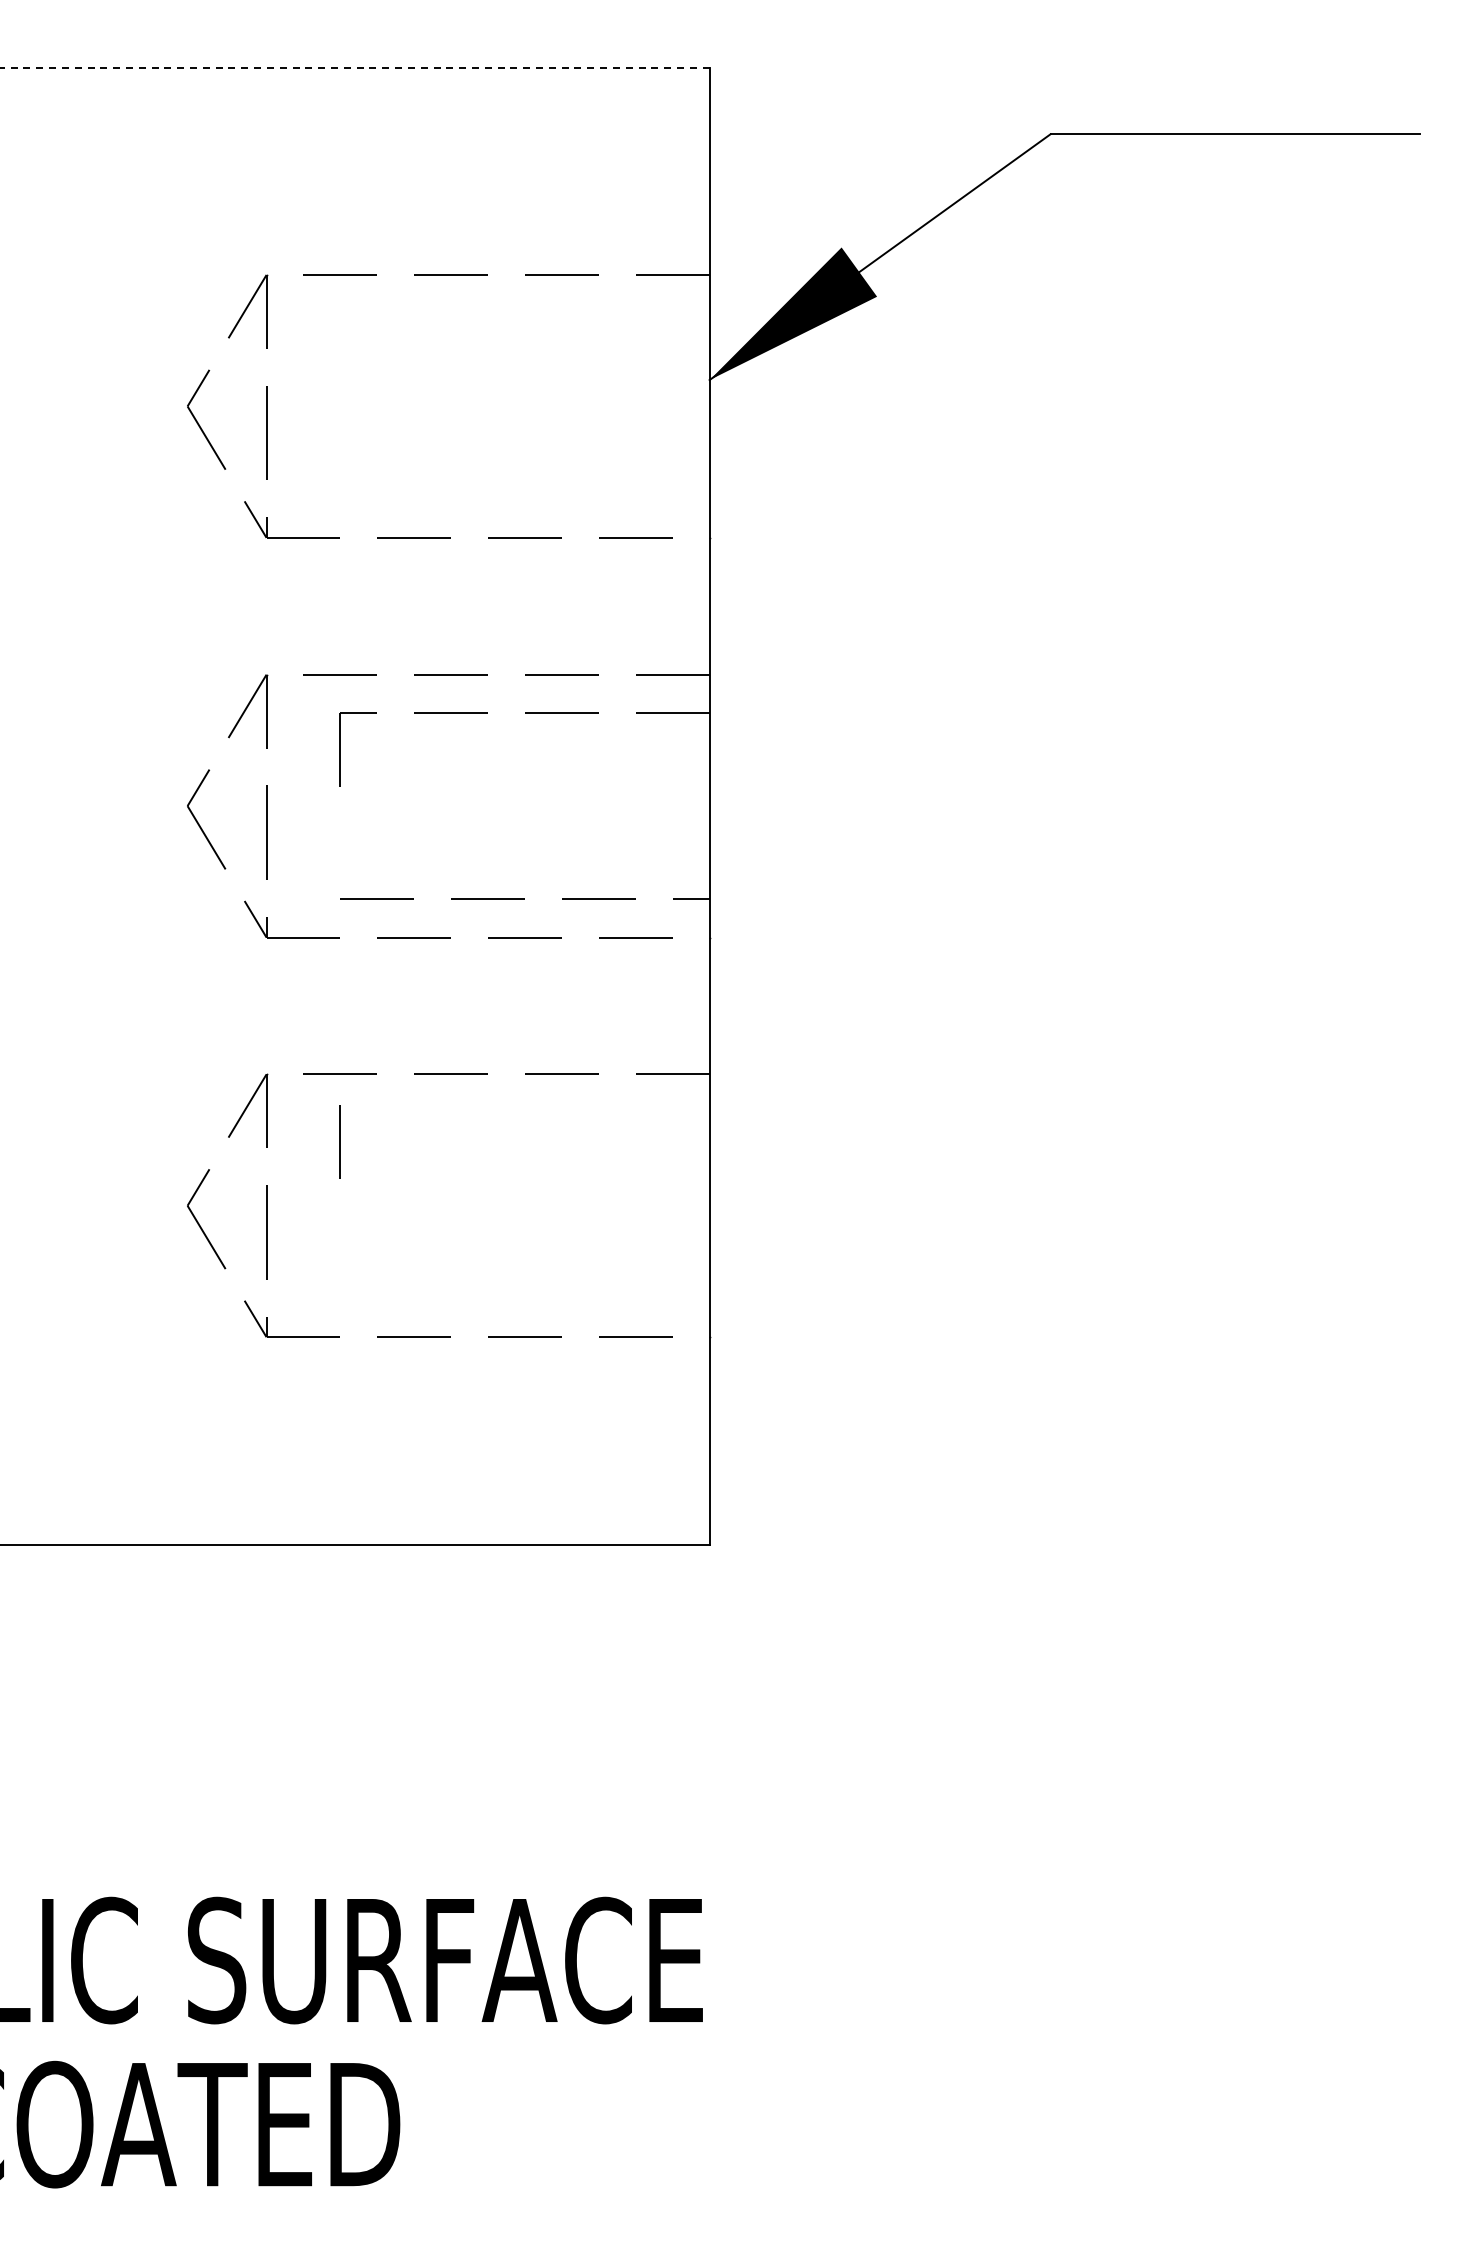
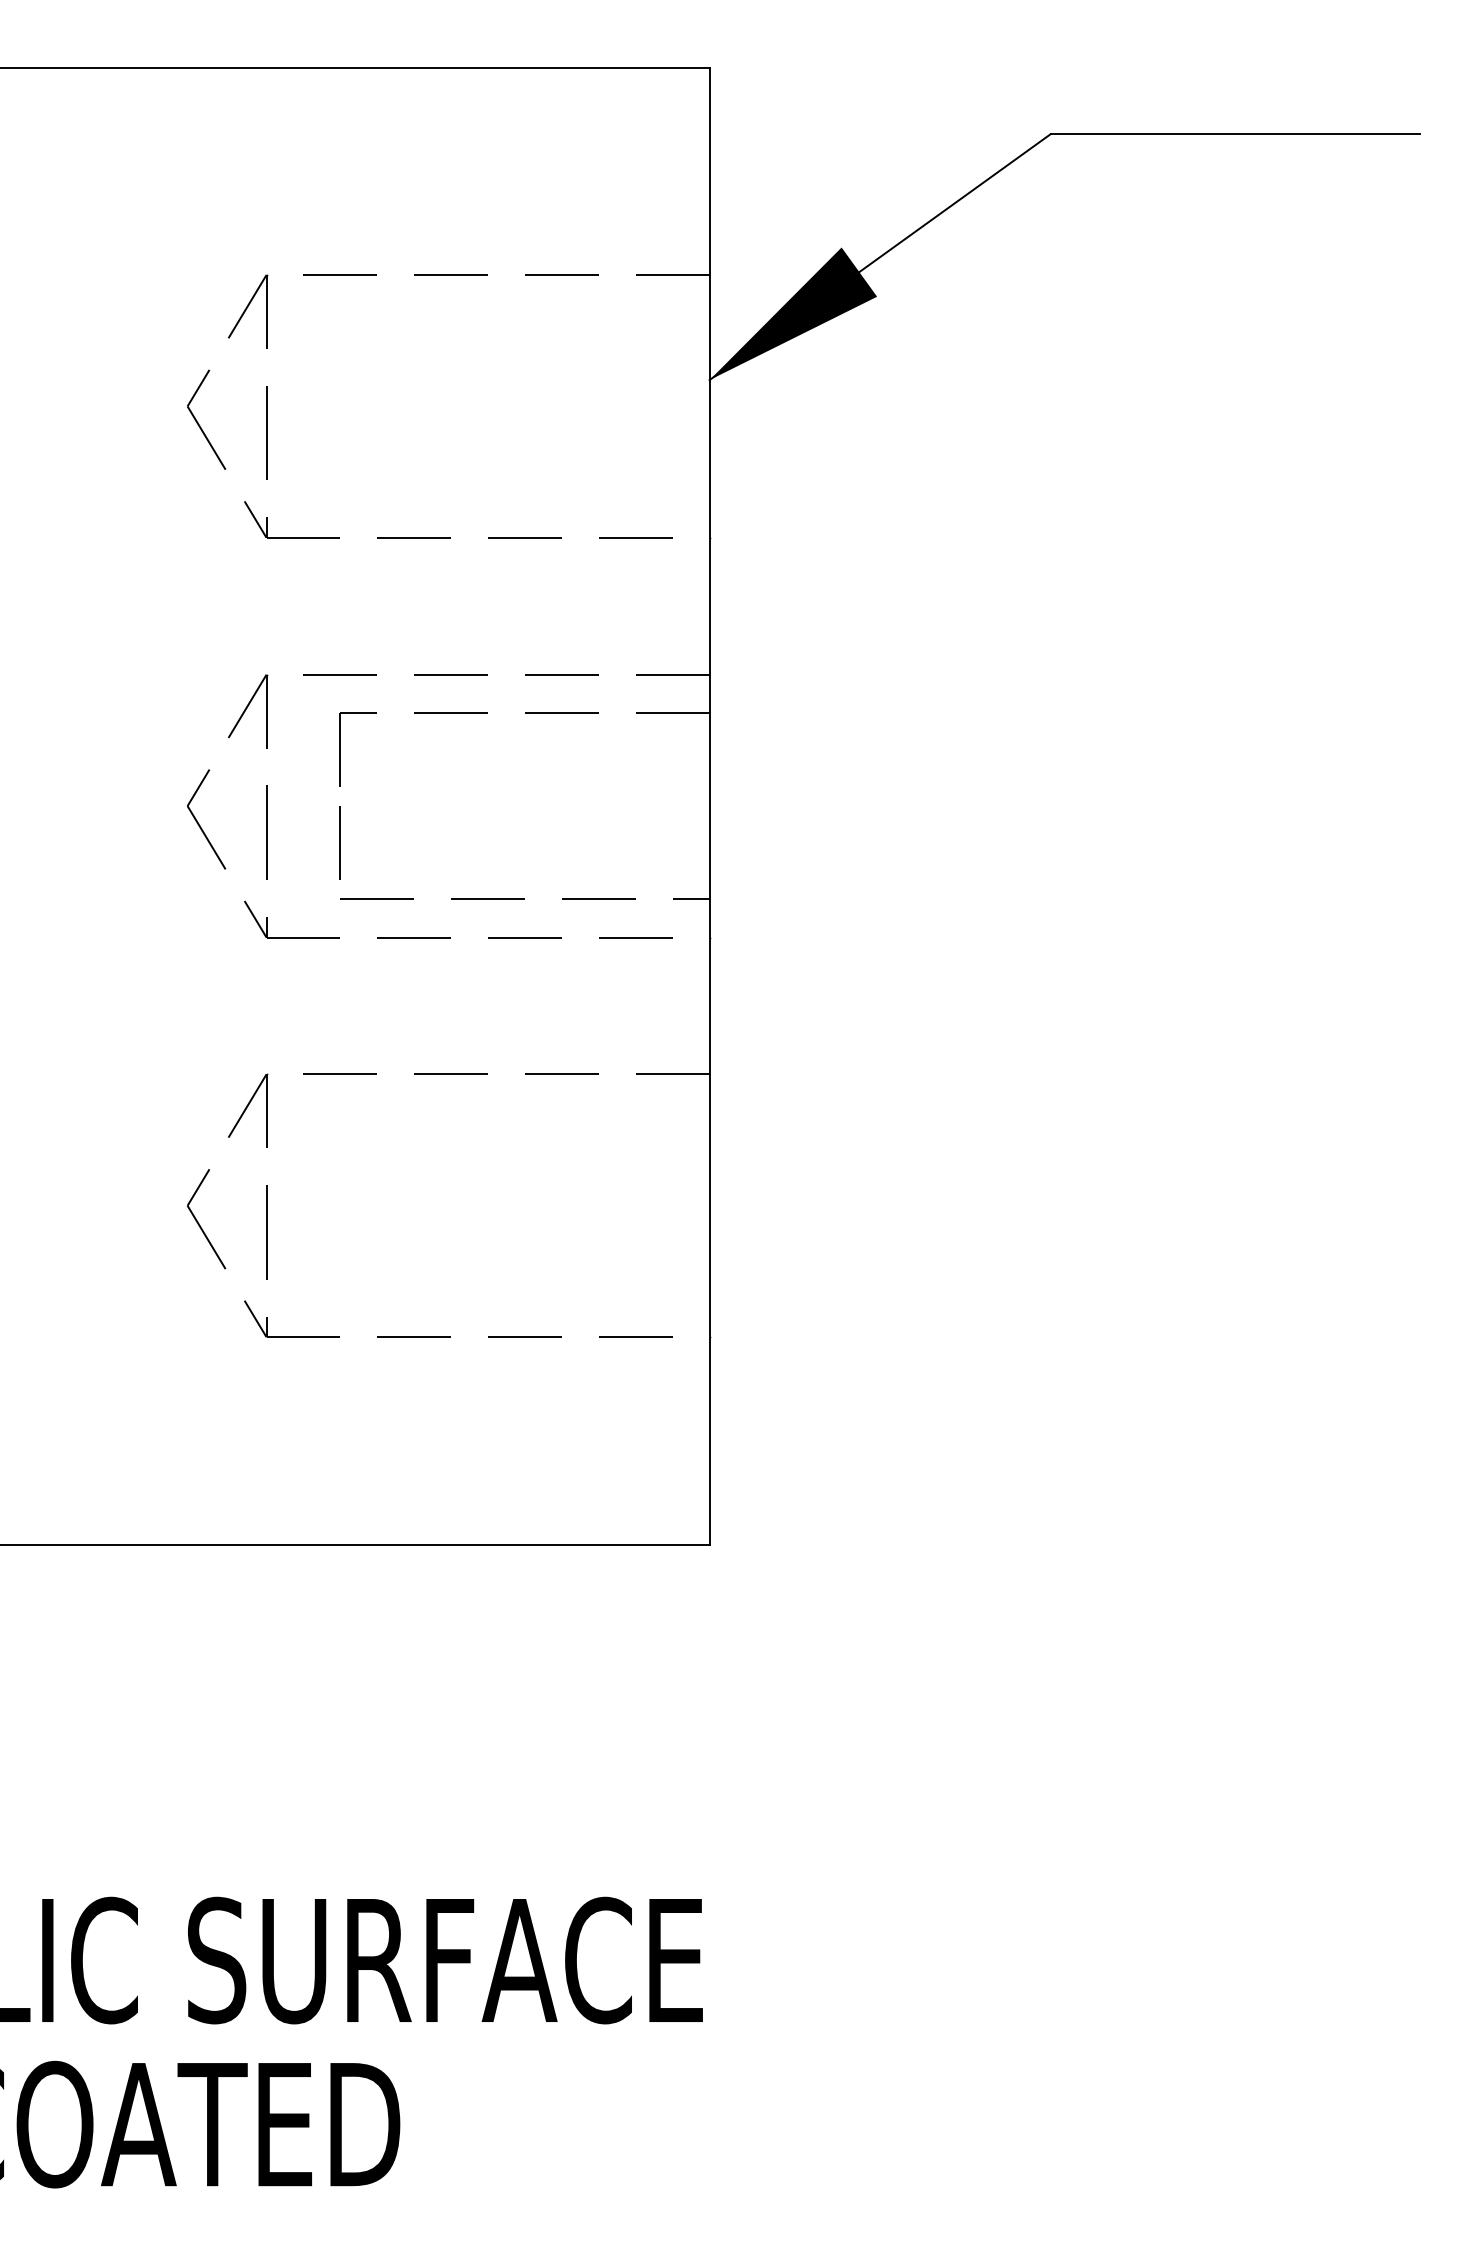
line: dashed -> solid (354, 67)
line position: (339, 1141) -> (339, 842) (339, 842)
